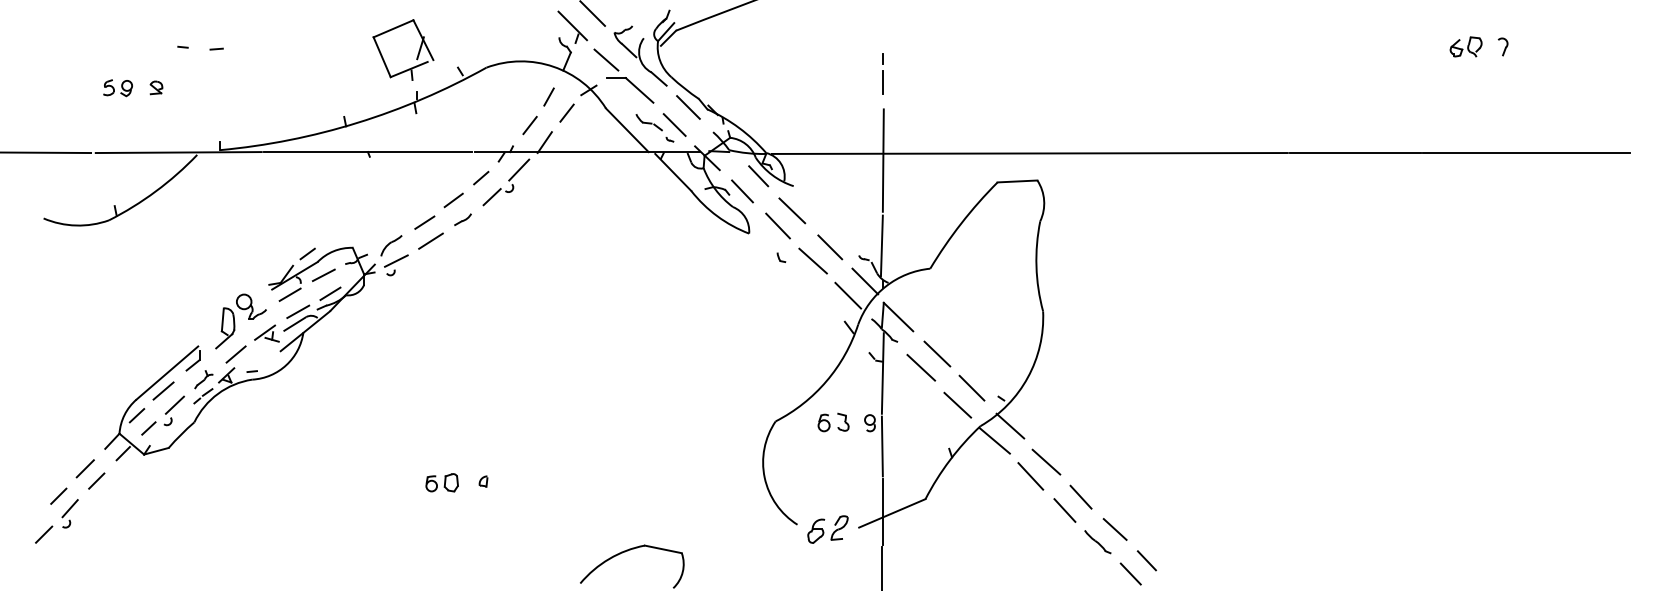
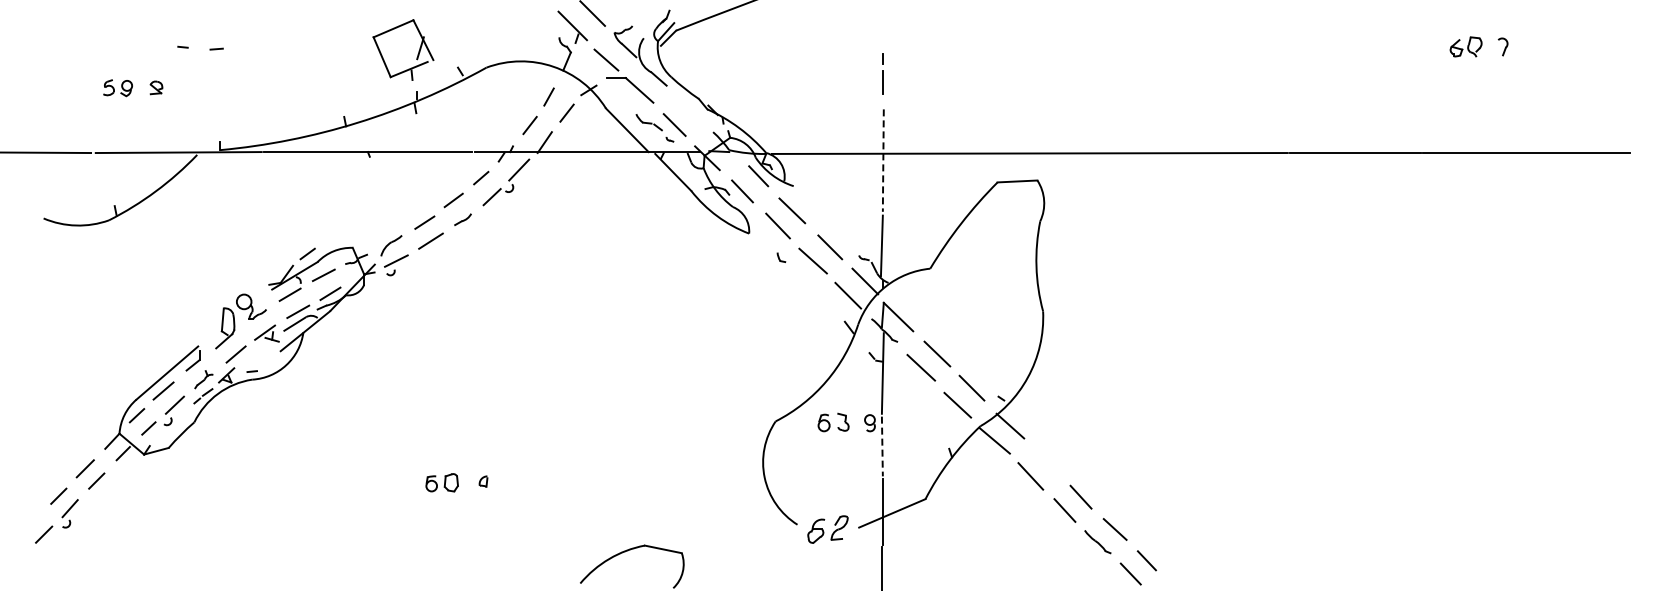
line: present -> none (688, 107)
line: solid -> dashed (883, 161)
line: solid -> dashed (882, 446)
line: present -> none (1046, 461)
